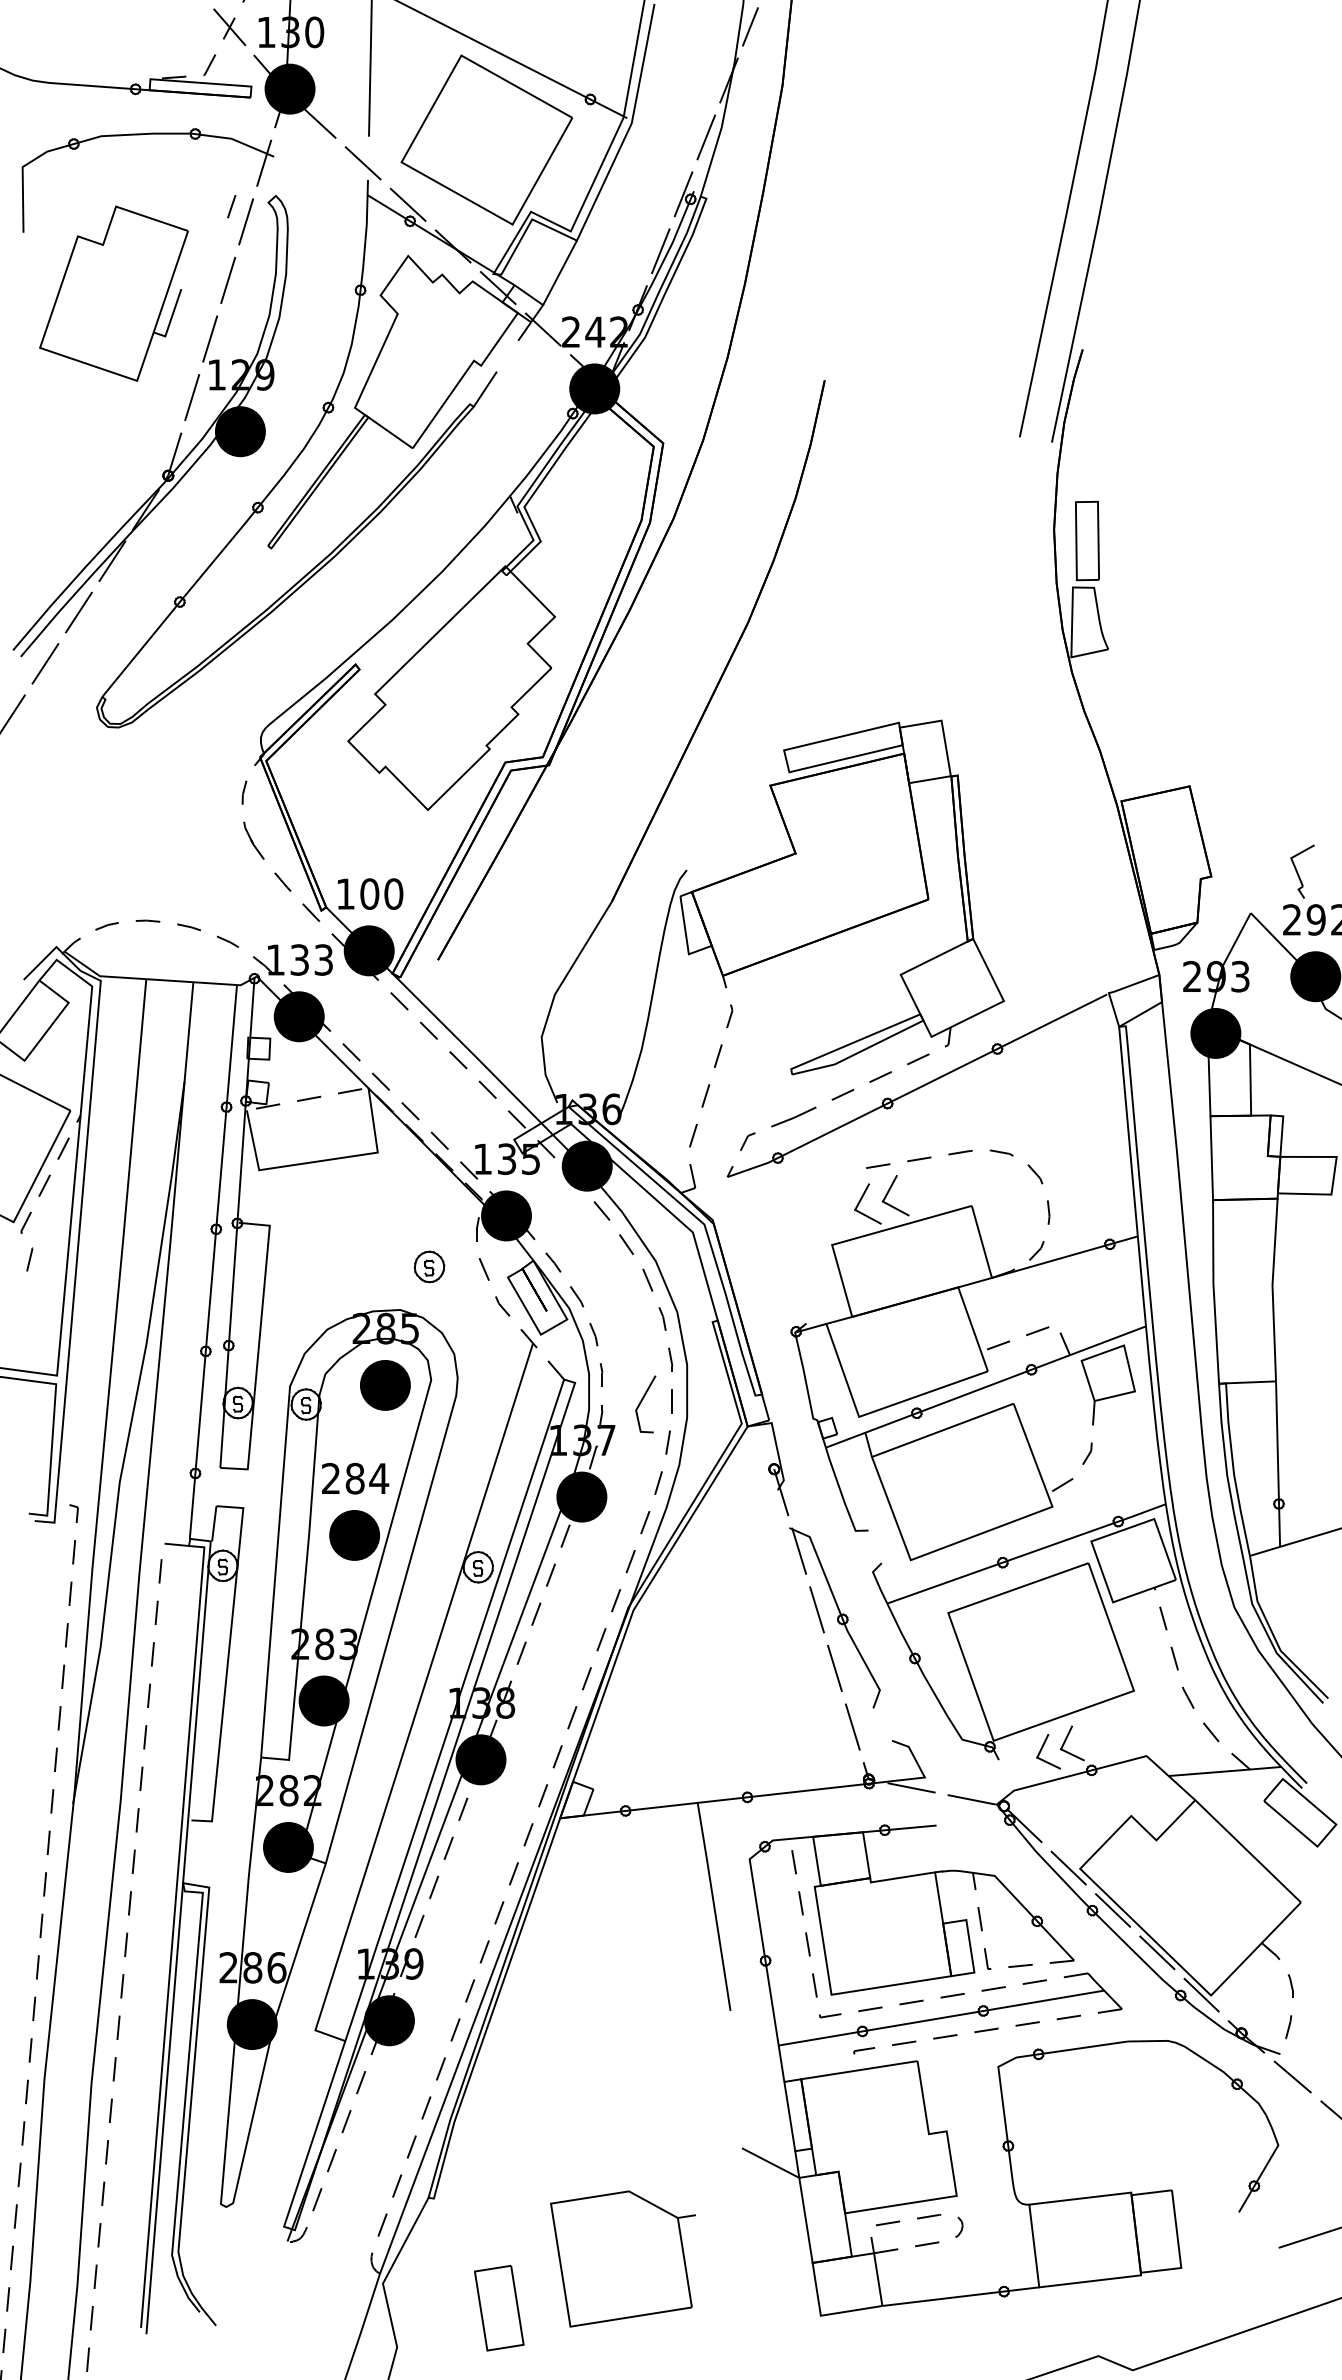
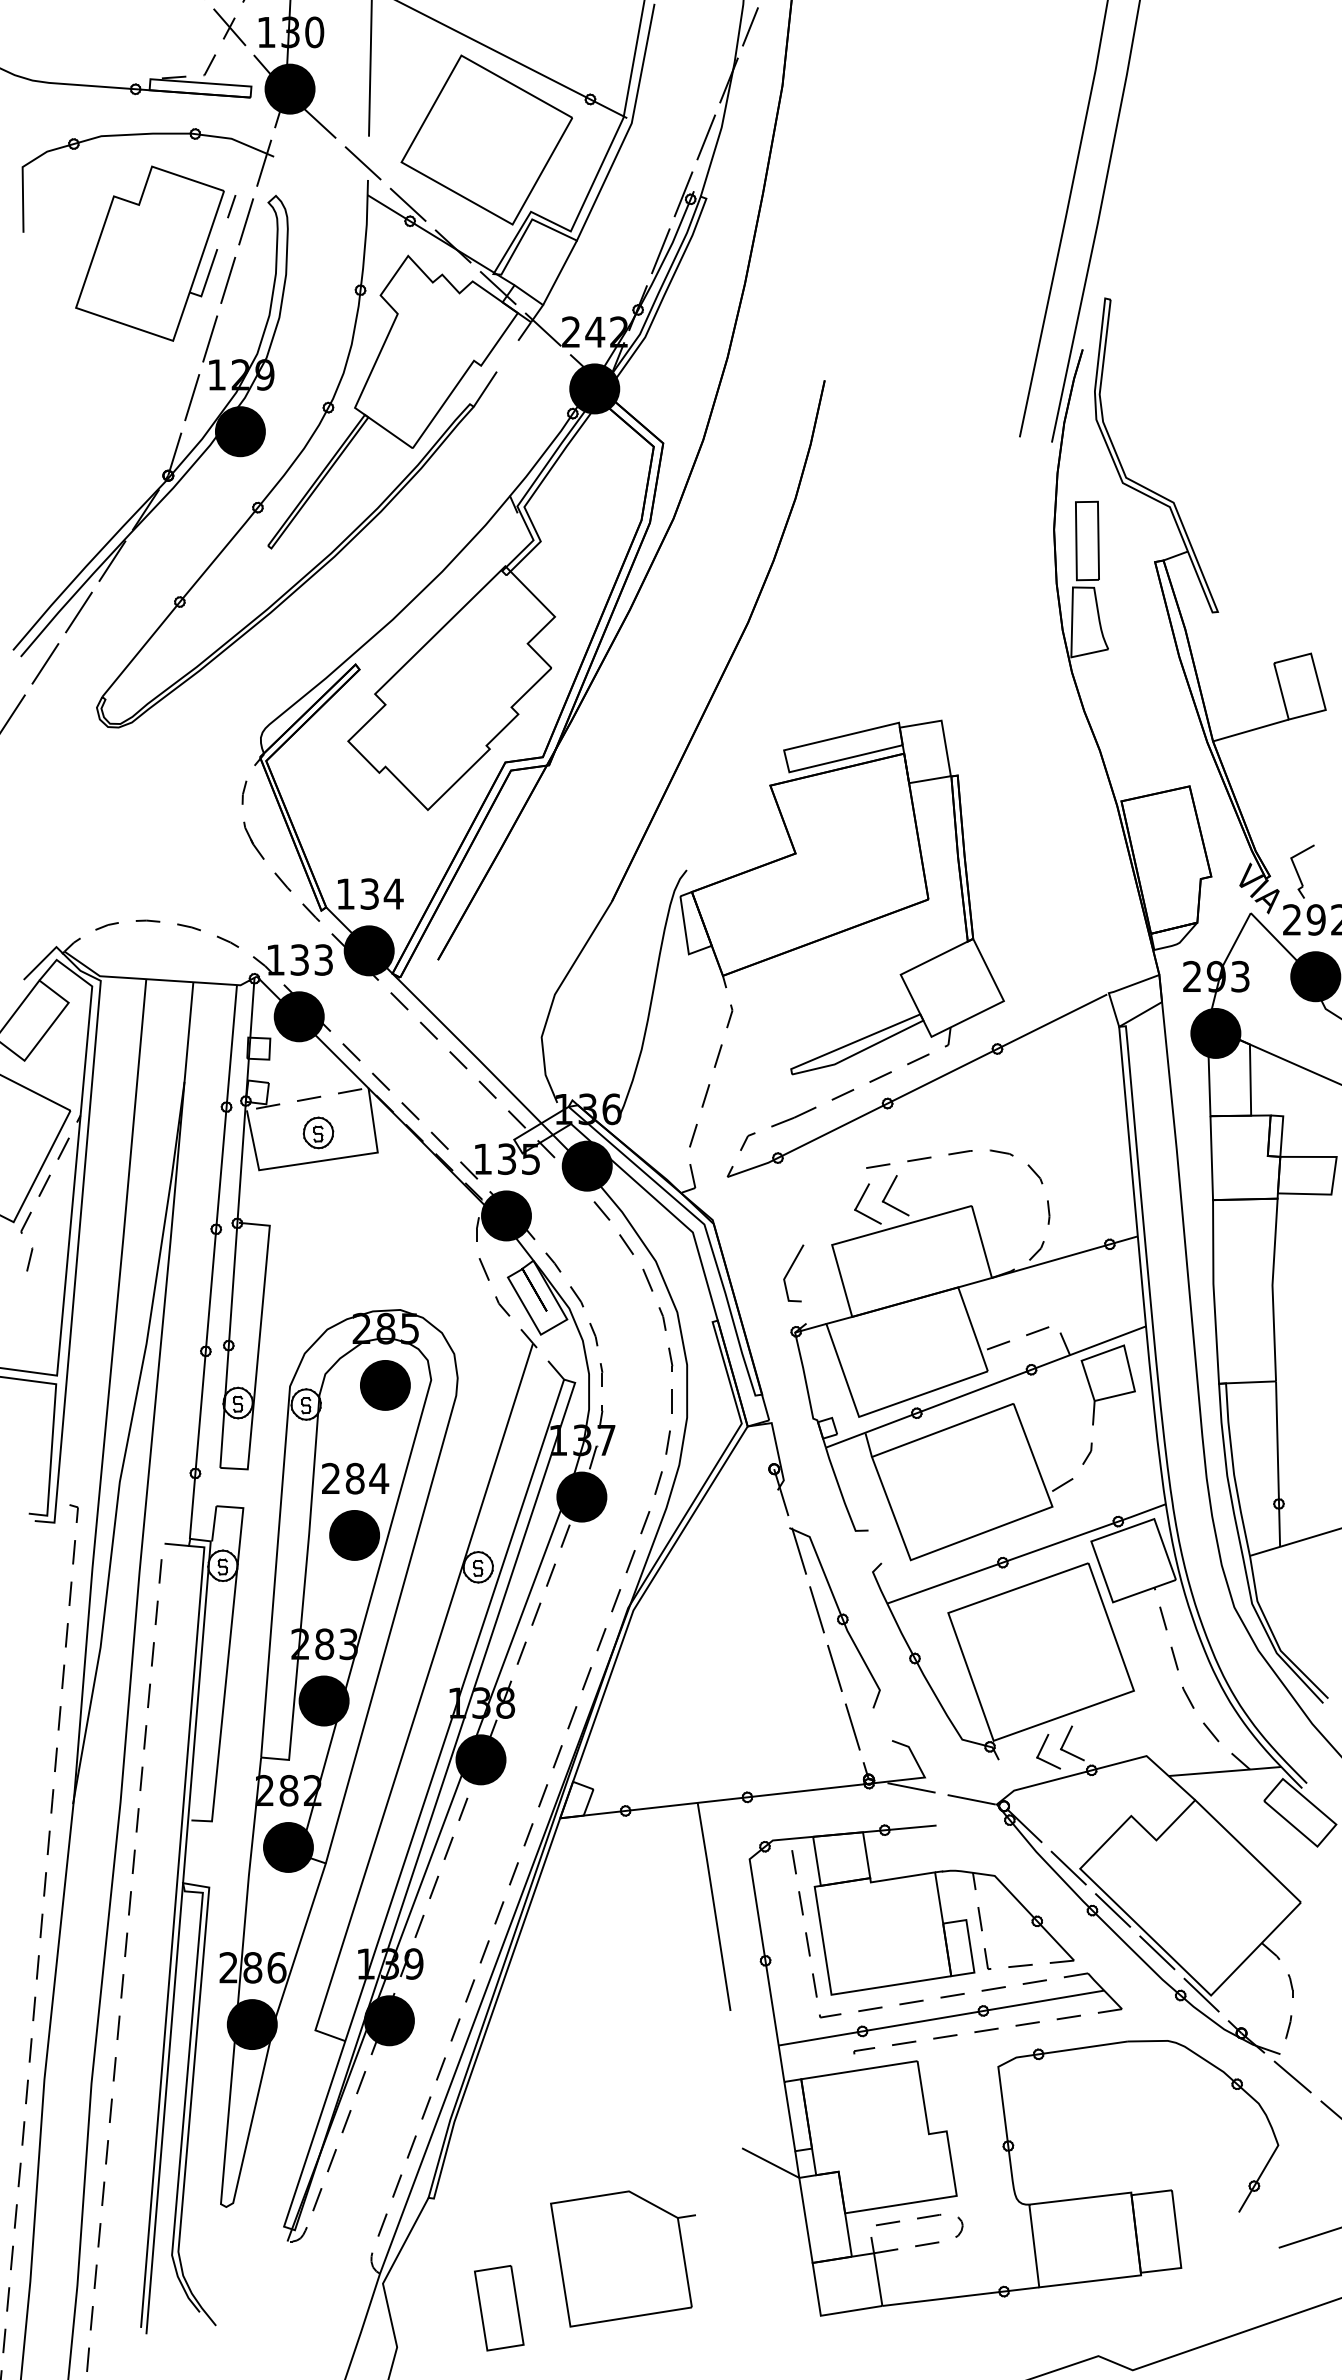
part position: (113, 293) -> (149, 253) (149, 253)
part: none -> present (1210, 605)
text: 100 -> 134 (381, 893)
part position: (429, 1266) -> (318, 1132) (318, 1132)
line position: (641, 1403) -> (789, 1272) (789, 1272)
